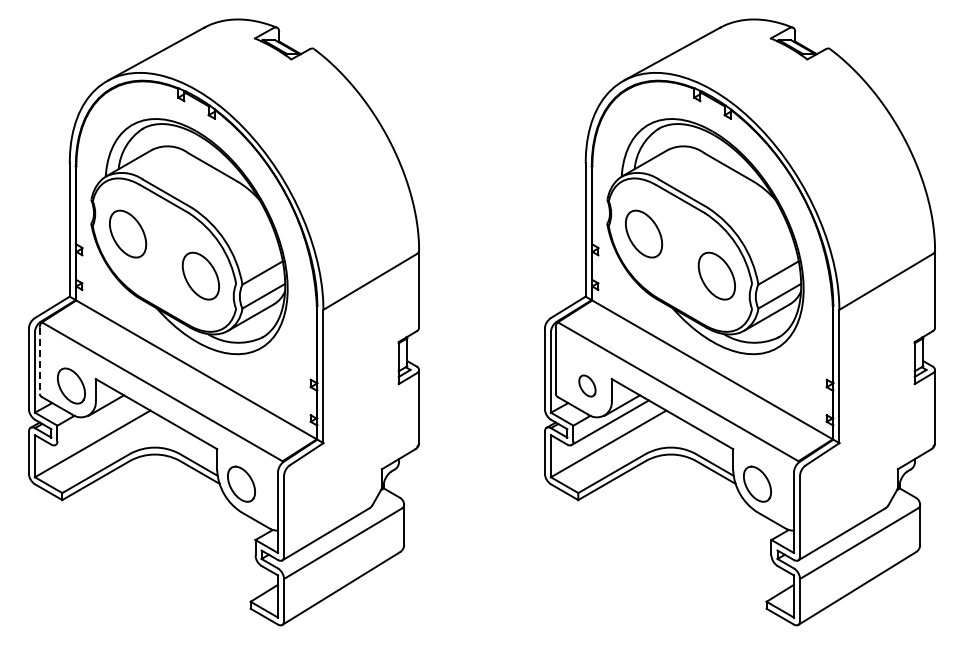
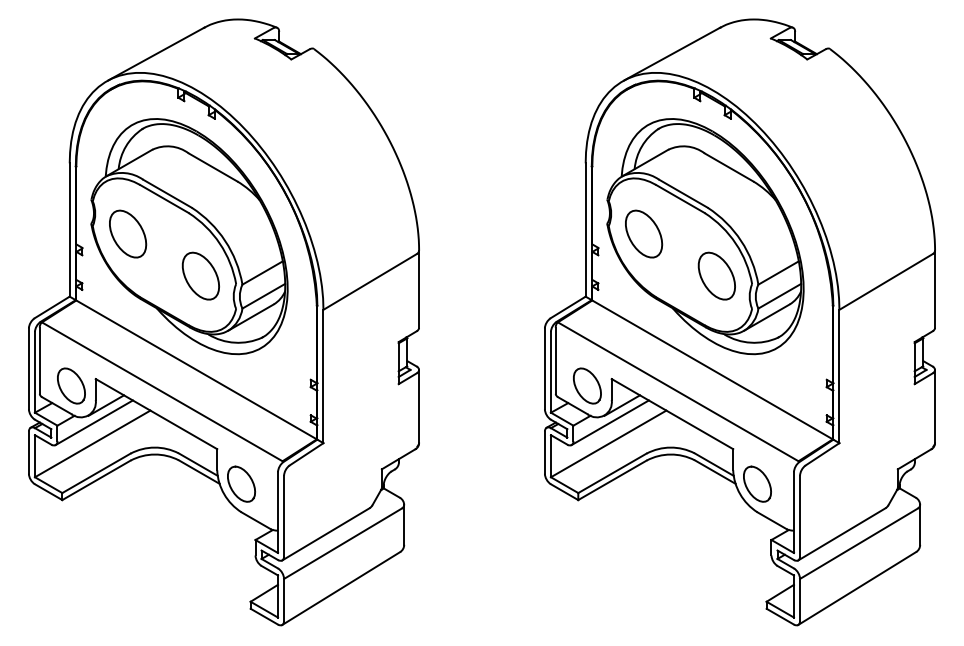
line: dashed -> solid (39, 361)
part size: 19x24 px -> 29x38 px (587, 385)
line: none -> present (93, 422)
